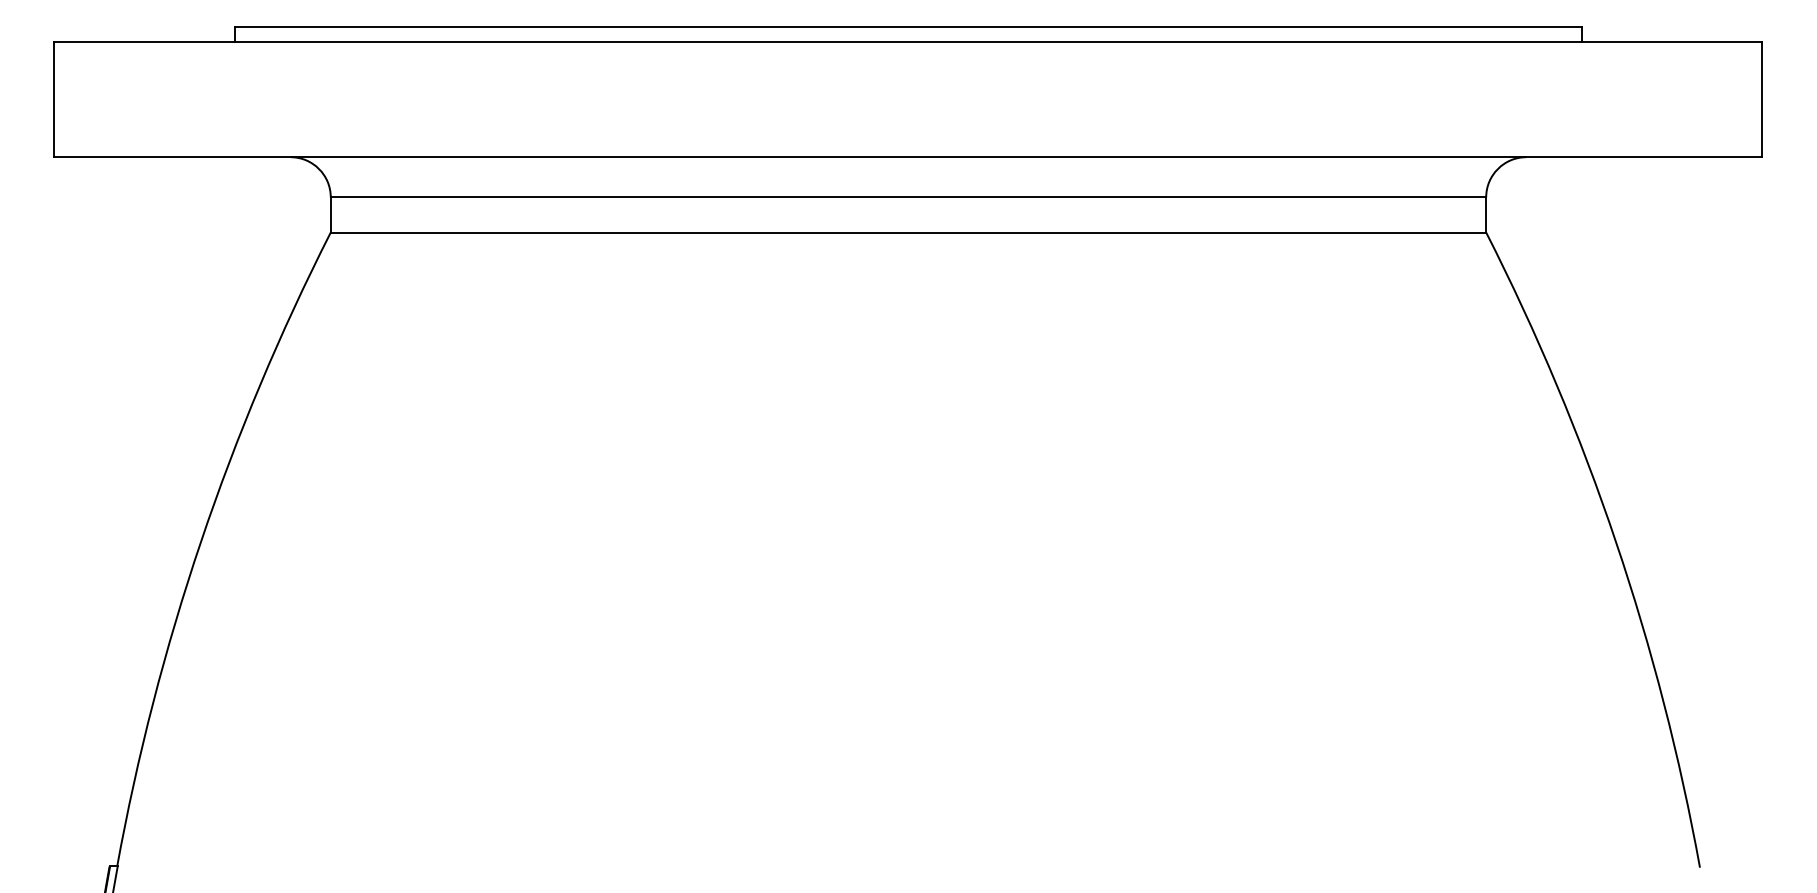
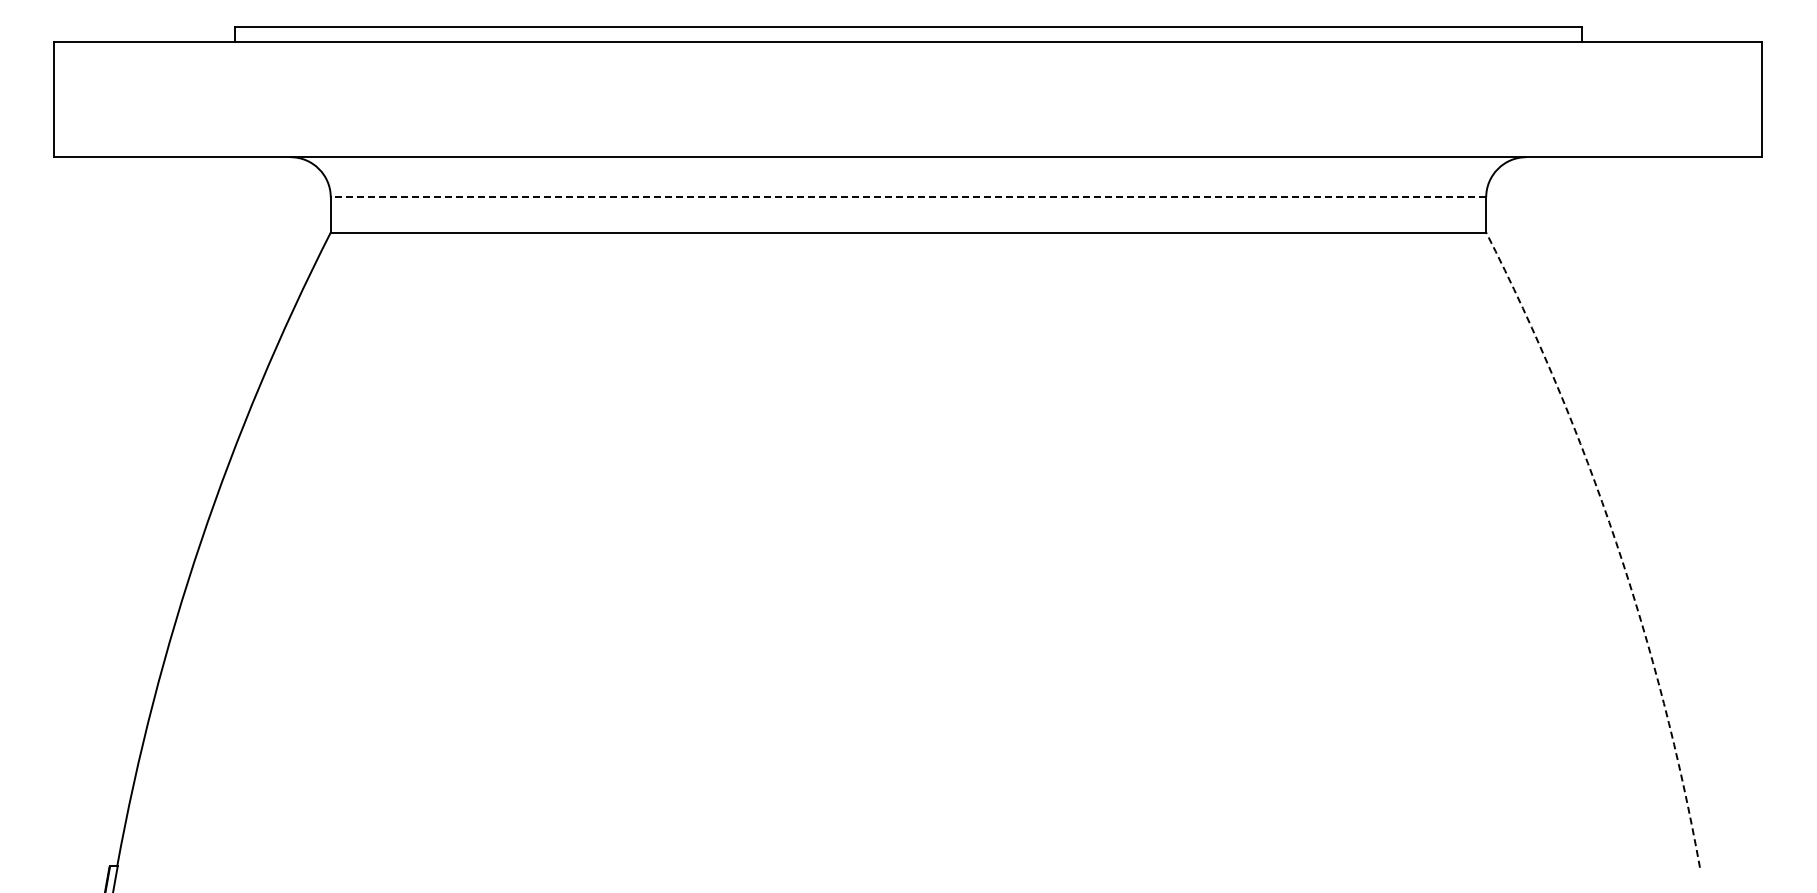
line: solid -> dashed (908, 197)
arc: solid -> dashed (1616, 542)
